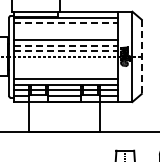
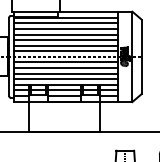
line: dashed -> solid (66, 23)
line: none -> present (65, 28)
line: none -> present (65, 34)
line: dashed -> solid (66, 45)
line: dashed -> solid (66, 51)
line: dashed -> solid (141, 57)
line: none -> present (65, 62)
line: none -> present (65, 68)
line: none -> present (65, 73)
